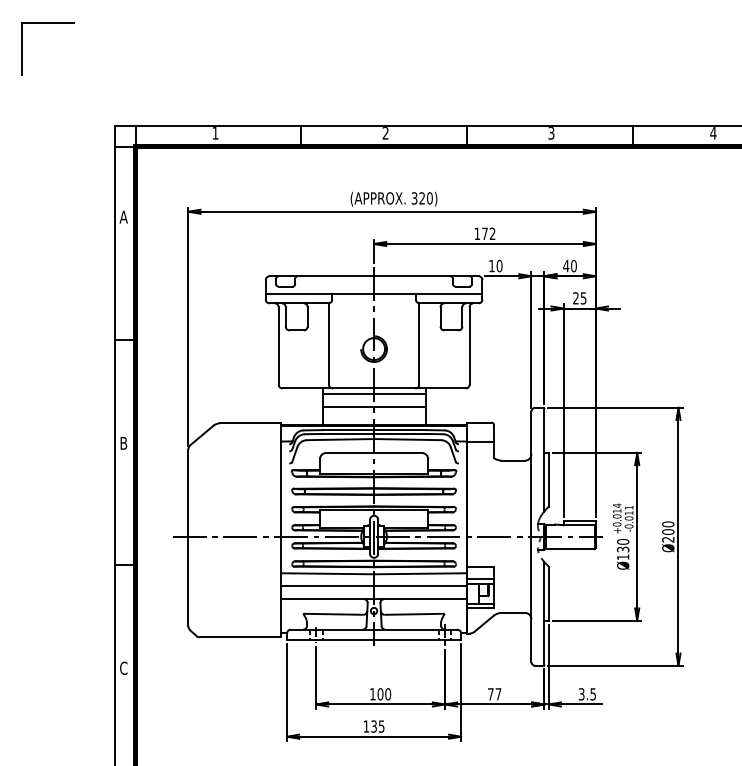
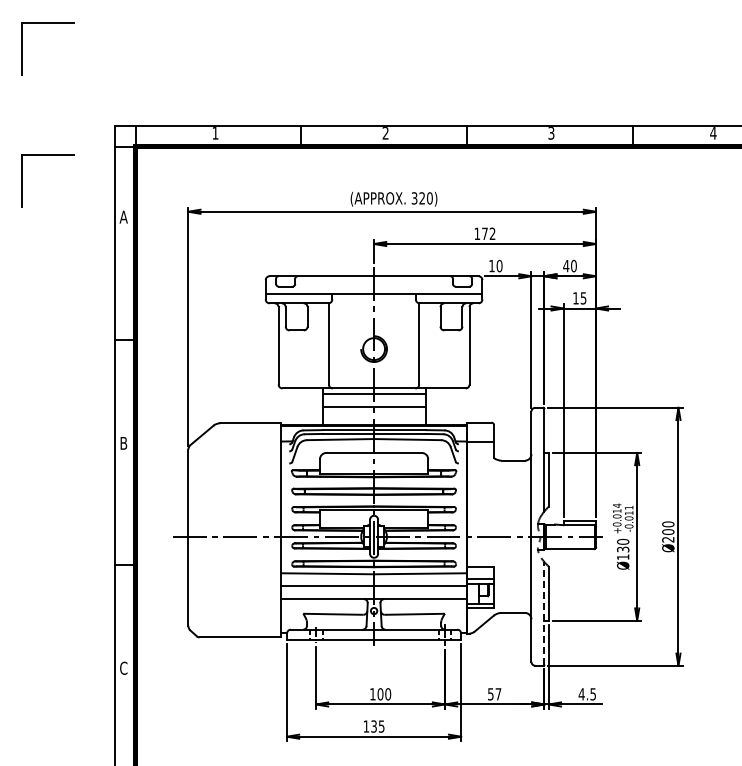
part: none -> present (47, 155)
text: 25 -> 15 (575, 298)
line: solid -> dashed (544, 613)
text: 77 -> 57 (490, 694)
text: 3.5 -> 4.5 (581, 694)
